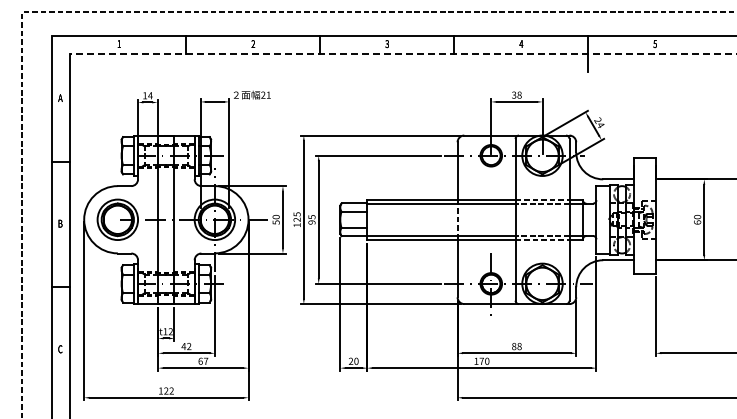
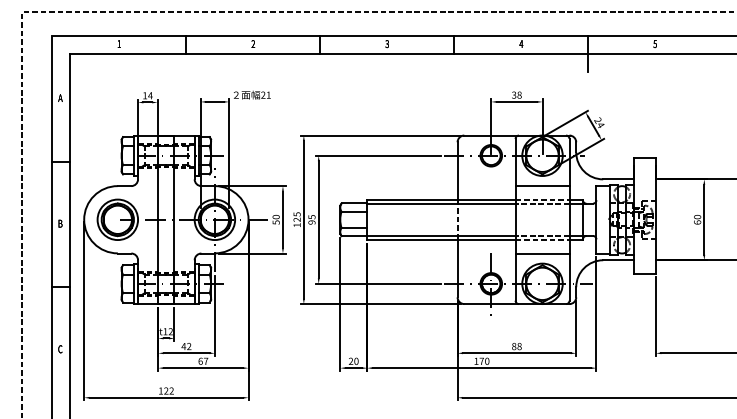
line: dashed -> solid (403, 54)
line: none -> present (542, 186)
line: none -> present (542, 253)
